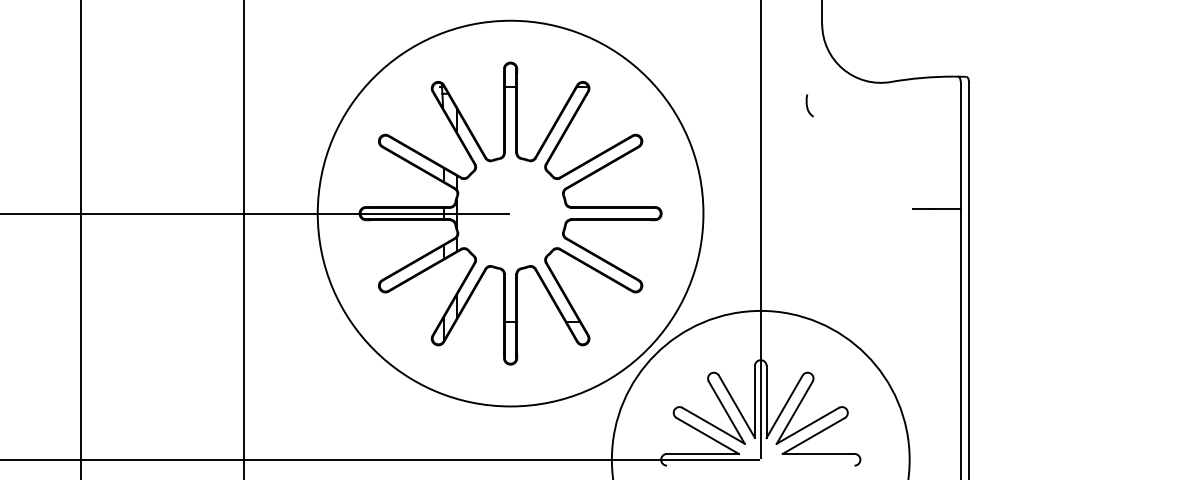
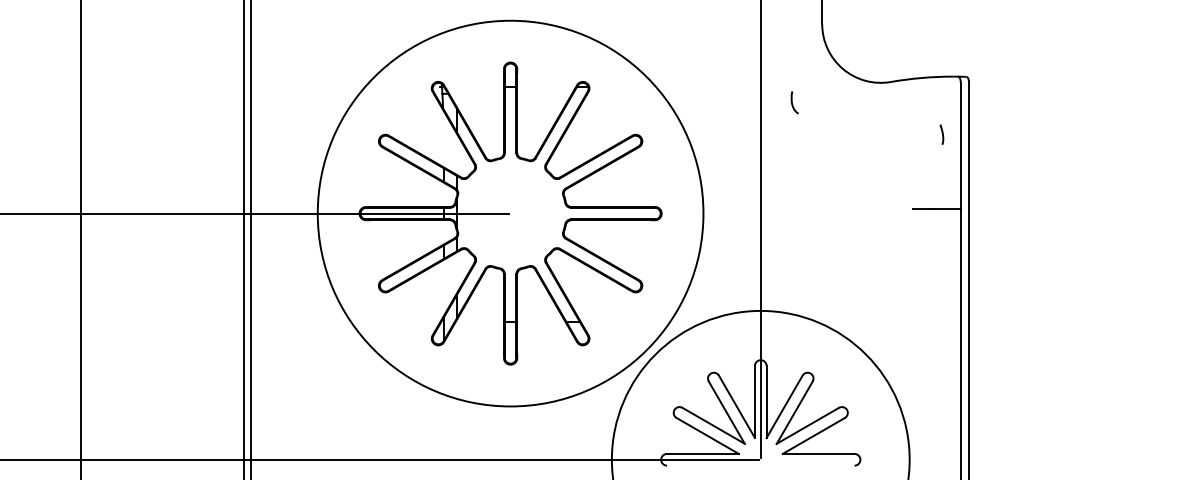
curve position: (807, 105) -> (792, 102) (792, 102)
curve: none -> present (941, 133)
line: none -> present (251, 239)
